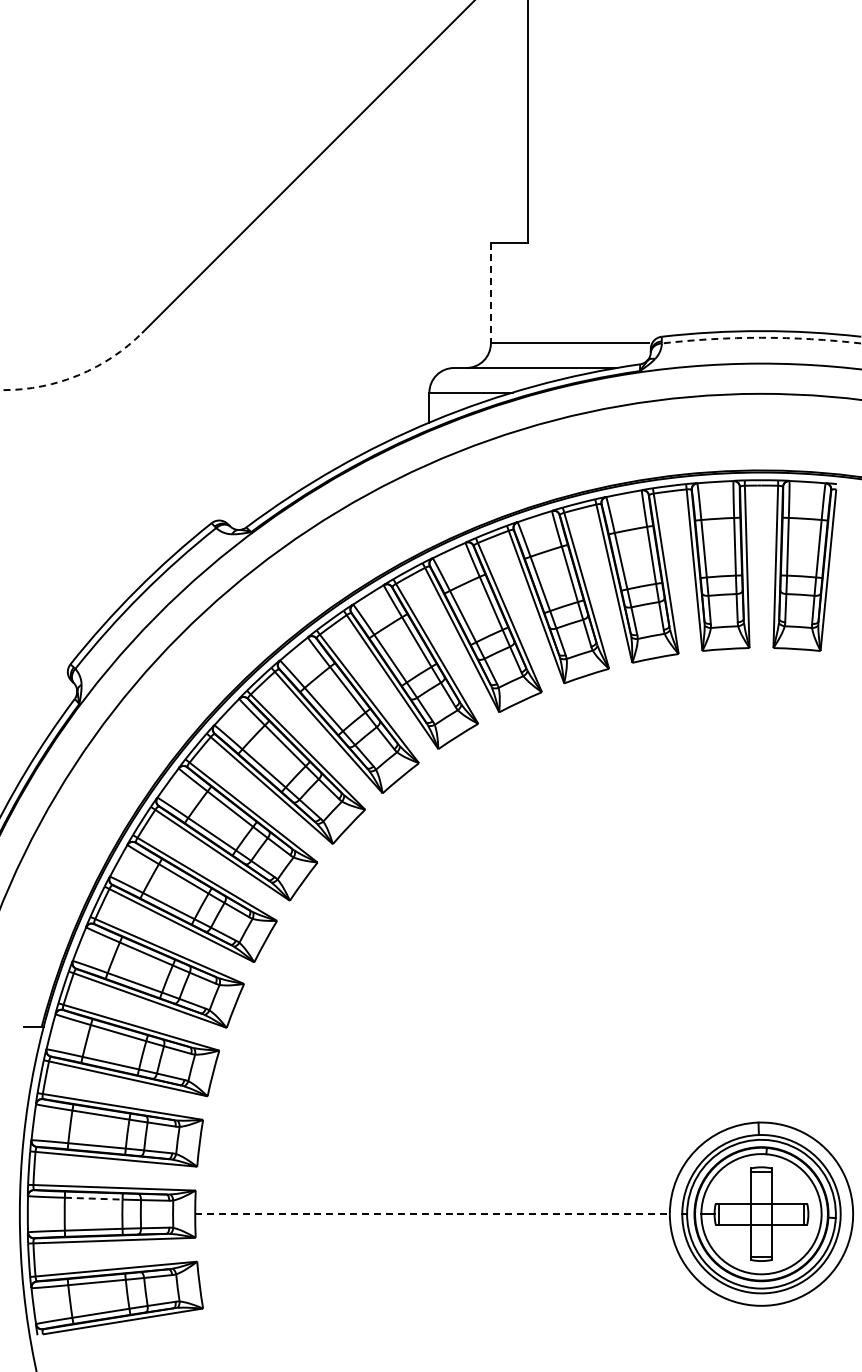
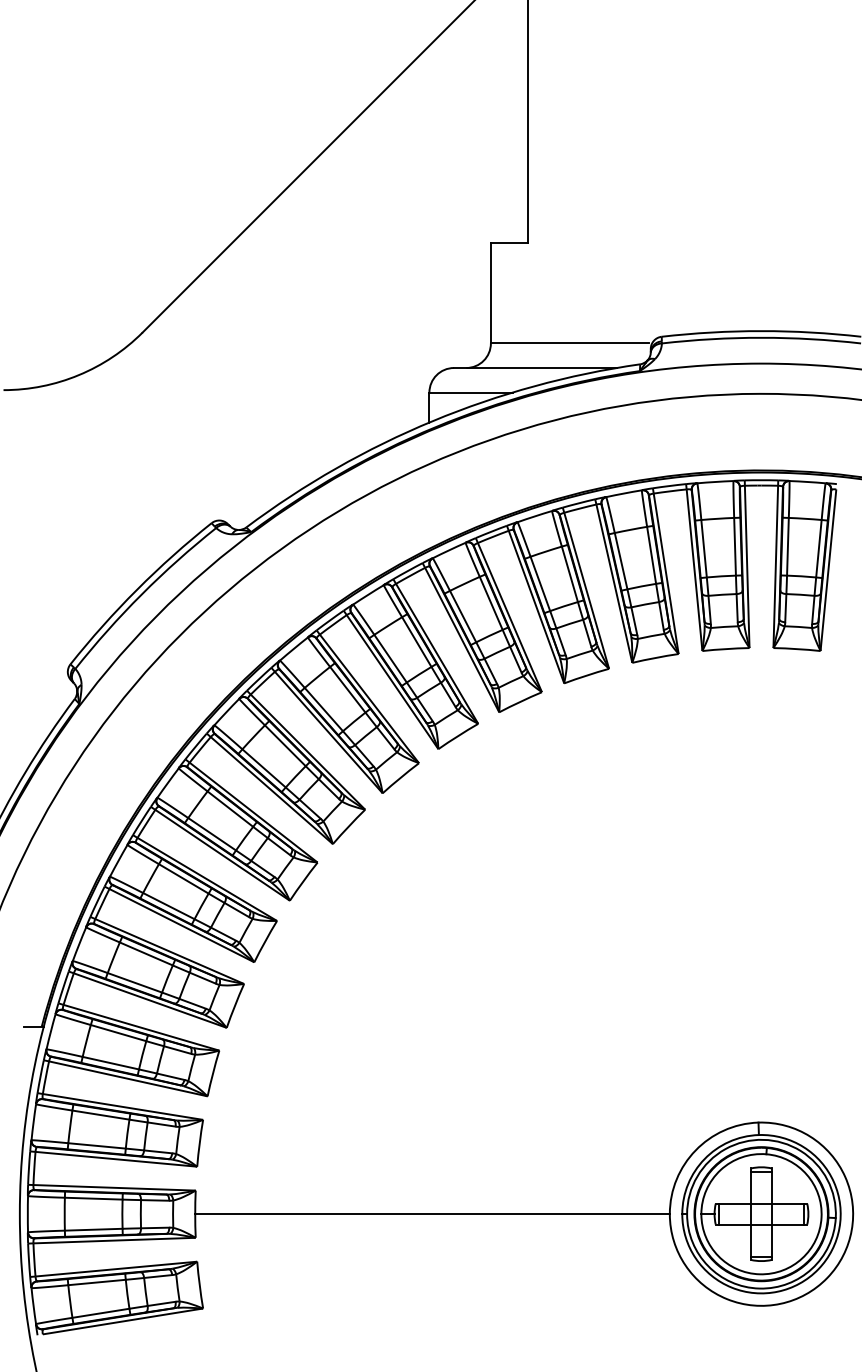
line: dashed -> solid (490, 293)
arc: dashed -> solid (761, 337)
arc: dashed -> solid (78, 375)
line: dashed -> solid (93, 1198)
line: dashed -> solid (433, 1214)
